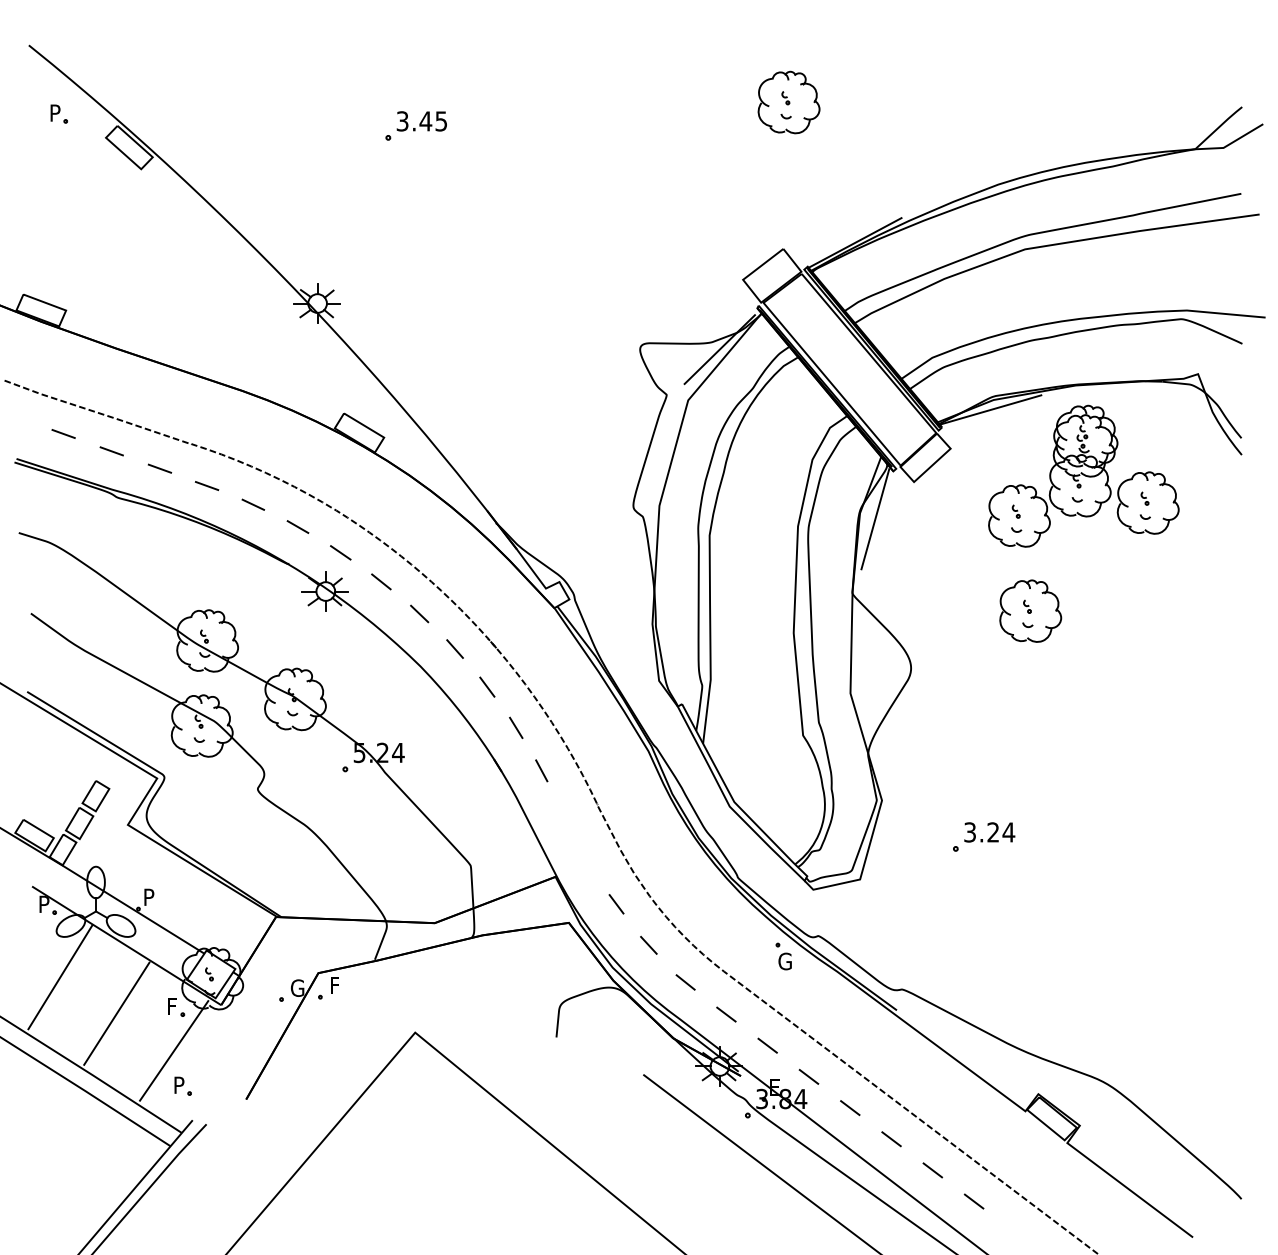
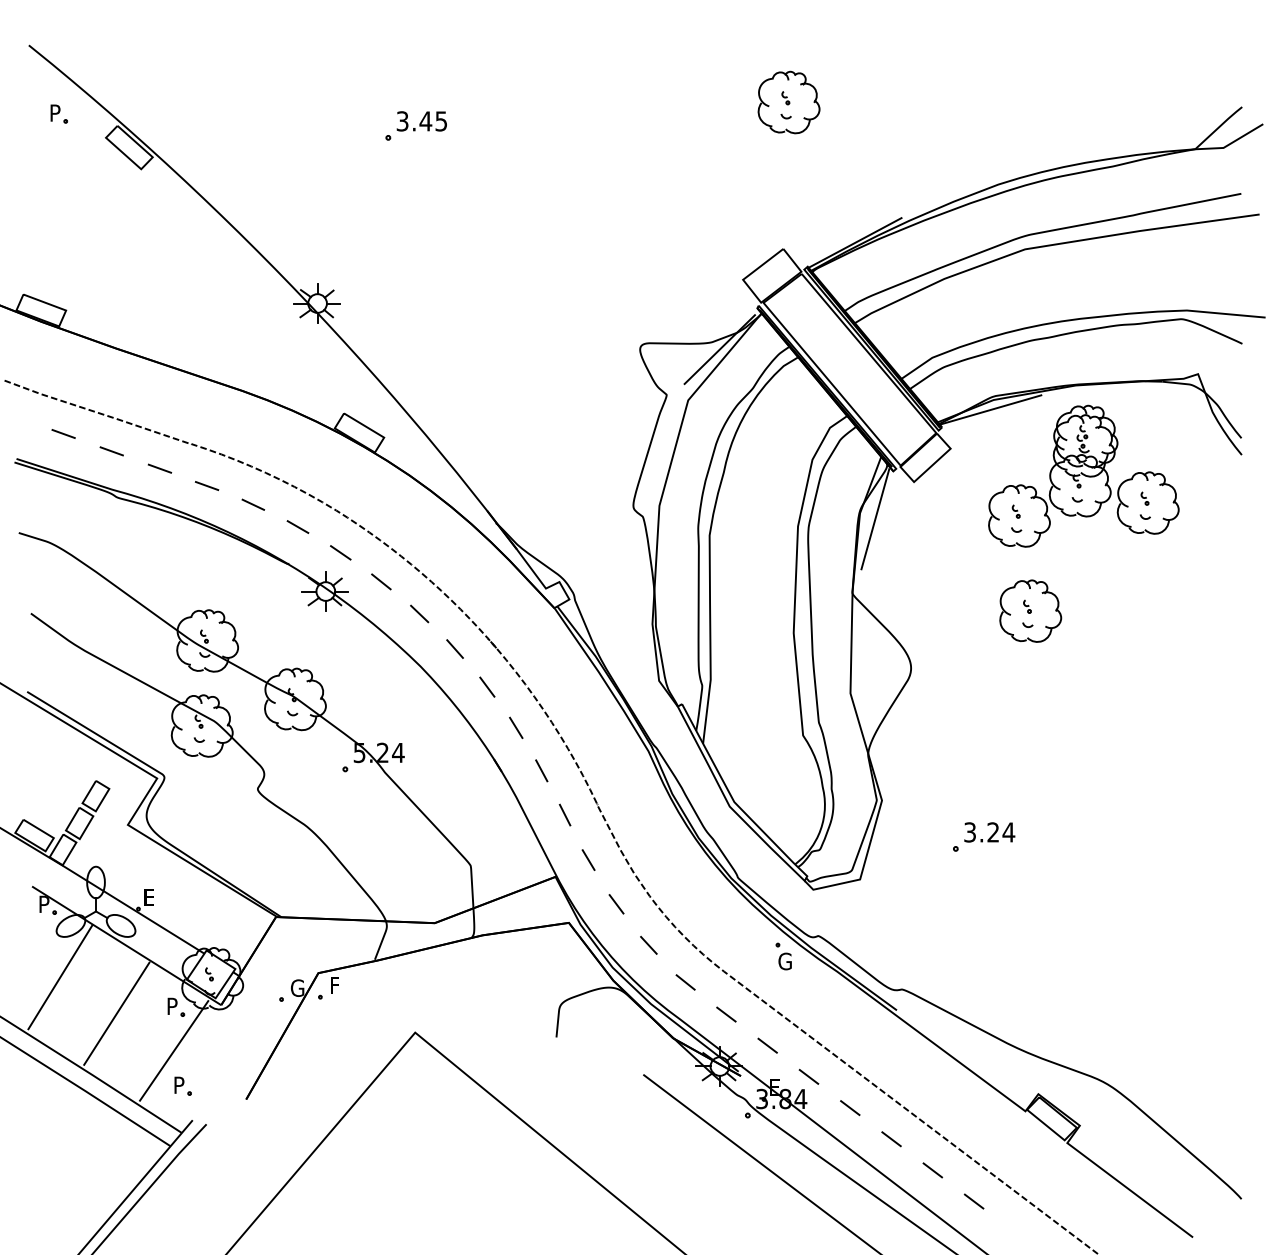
line: none -> present (564, 814)
line: none -> present (588, 859)
text: P -> E (149, 896)
text: F -> P (172, 1005)
